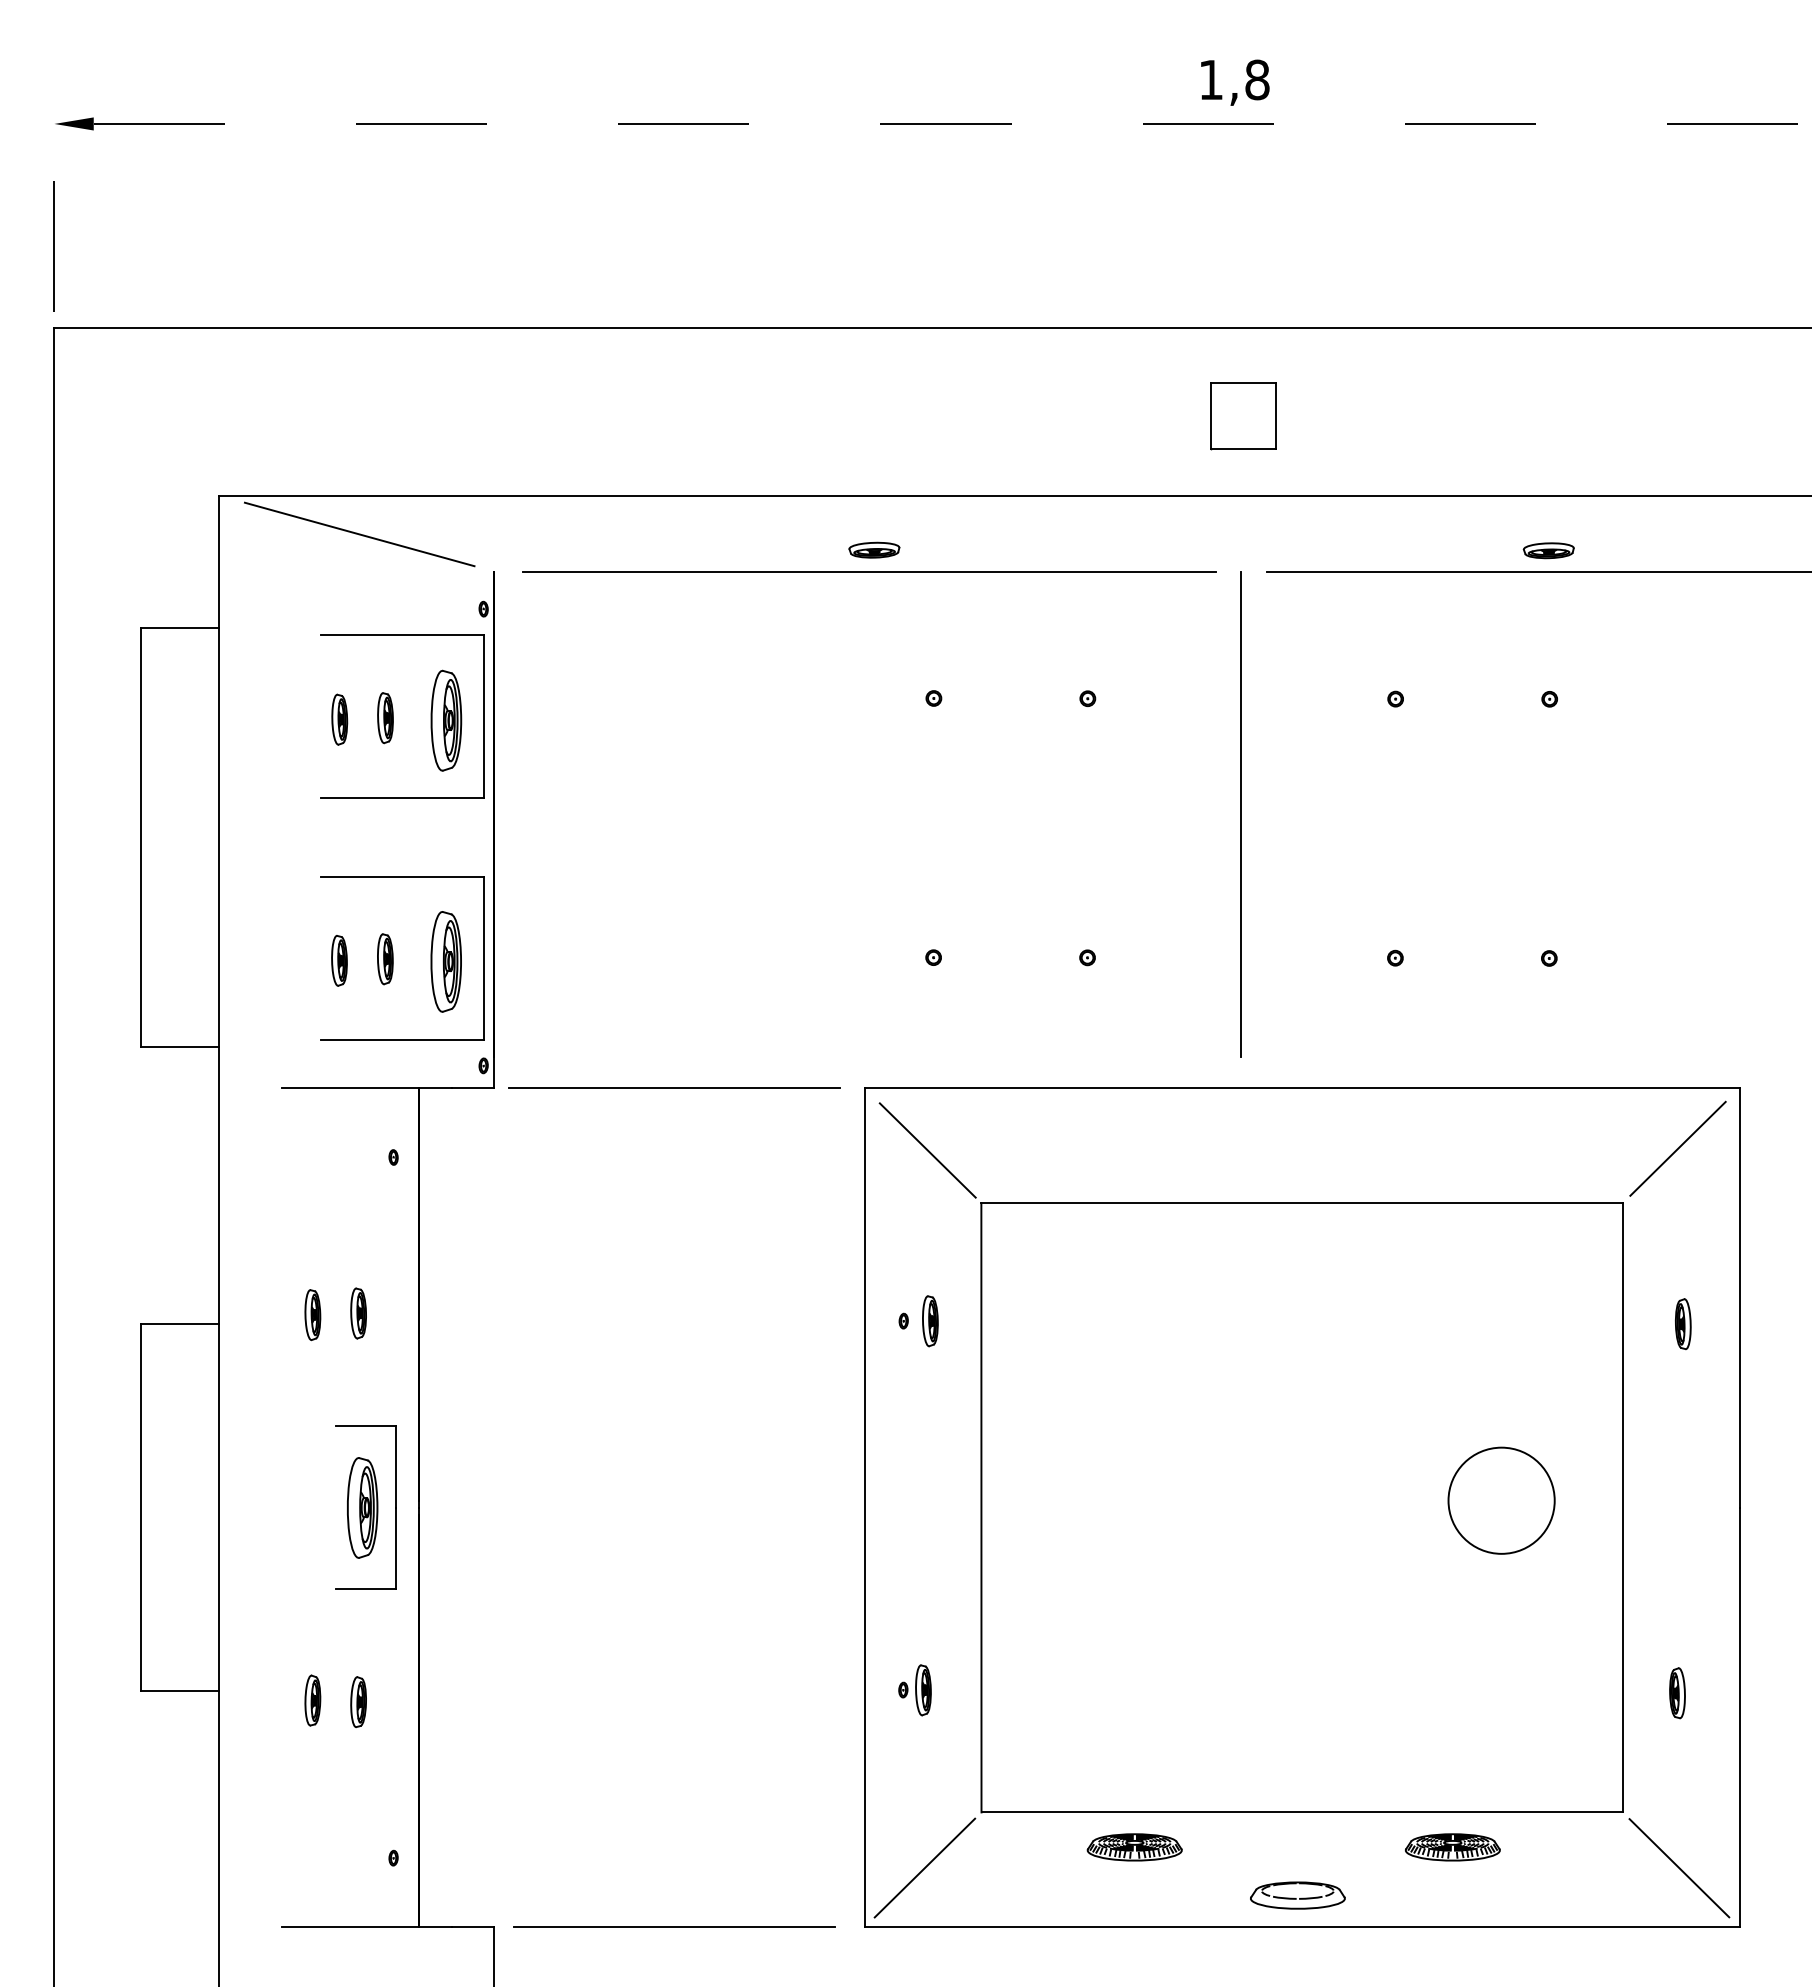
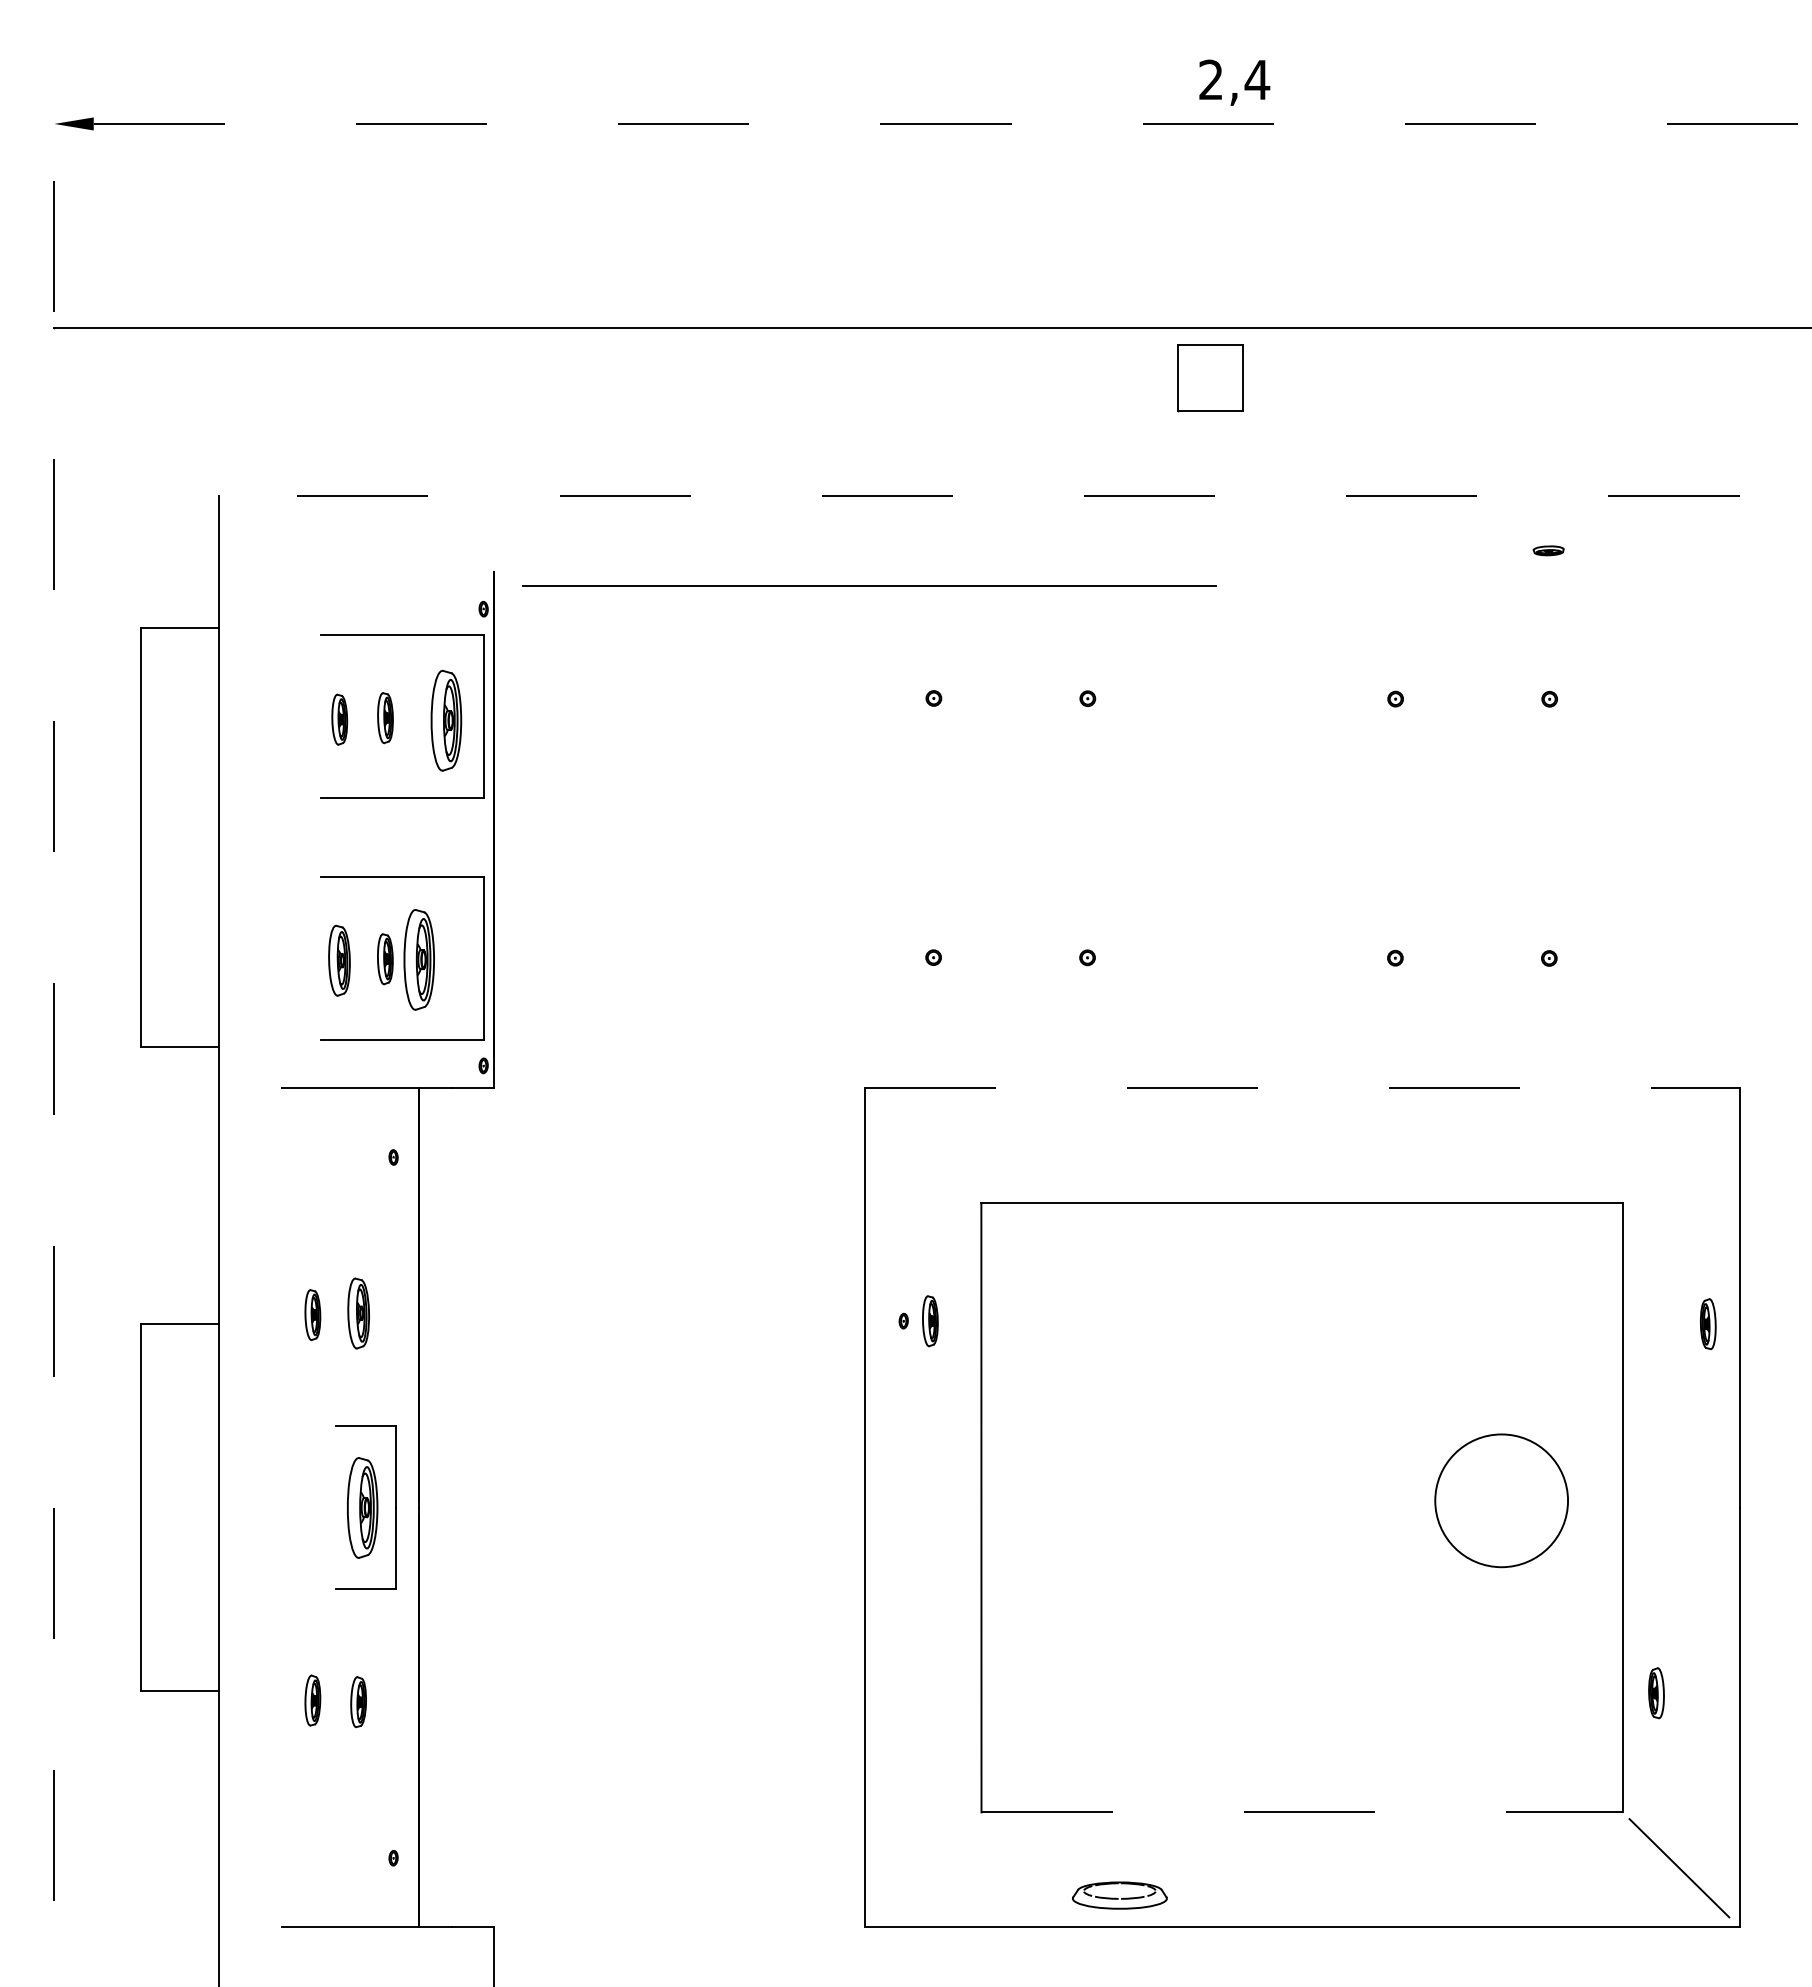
text: 1,8 -> 2,4 (1234, 79)
part position: (1243, 416) -> (1210, 378) (1210, 378)
line: solid -> dashed (1015, 495)
line: present -> none (359, 534)
part: present -> none (874, 549)
part size: 53x18 px -> 33x12 px (1548, 550)
line position: (869, 571) -> (869, 585) (869, 585)
line: present -> none (1537, 571)
line: present -> none (1241, 813)
part size: 17x52 px -> 23x73 px (339, 960)
part position: (445, 961) -> (418, 959) (418, 959)
line: present -> none (674, 1088)
line: solid -> dashed (1302, 1088)
line: present -> none (1677, 1148)
line: present -> none (927, 1150)
line: solid -> dashed (54, 1156)
part size: 17x53 px -> 23x73 px (358, 1313)
part position: (1683, 1324) -> (1708, 1324) (1708, 1324)
circle size: 109x109 px -> 135x136 px (1501, 1500)
part: present -> none (914, 1690)
part position: (1677, 1693) -> (1656, 1693) (1656, 1693)
line: solid -> dashed (1302, 1812)
part: present -> none (1134, 1847)
part: present -> none (1452, 1847)
line: present -> none (924, 1867)
part position: (1297, 1895) -> (1119, 1895) (1119, 1895)
line: present -> none (674, 1927)
